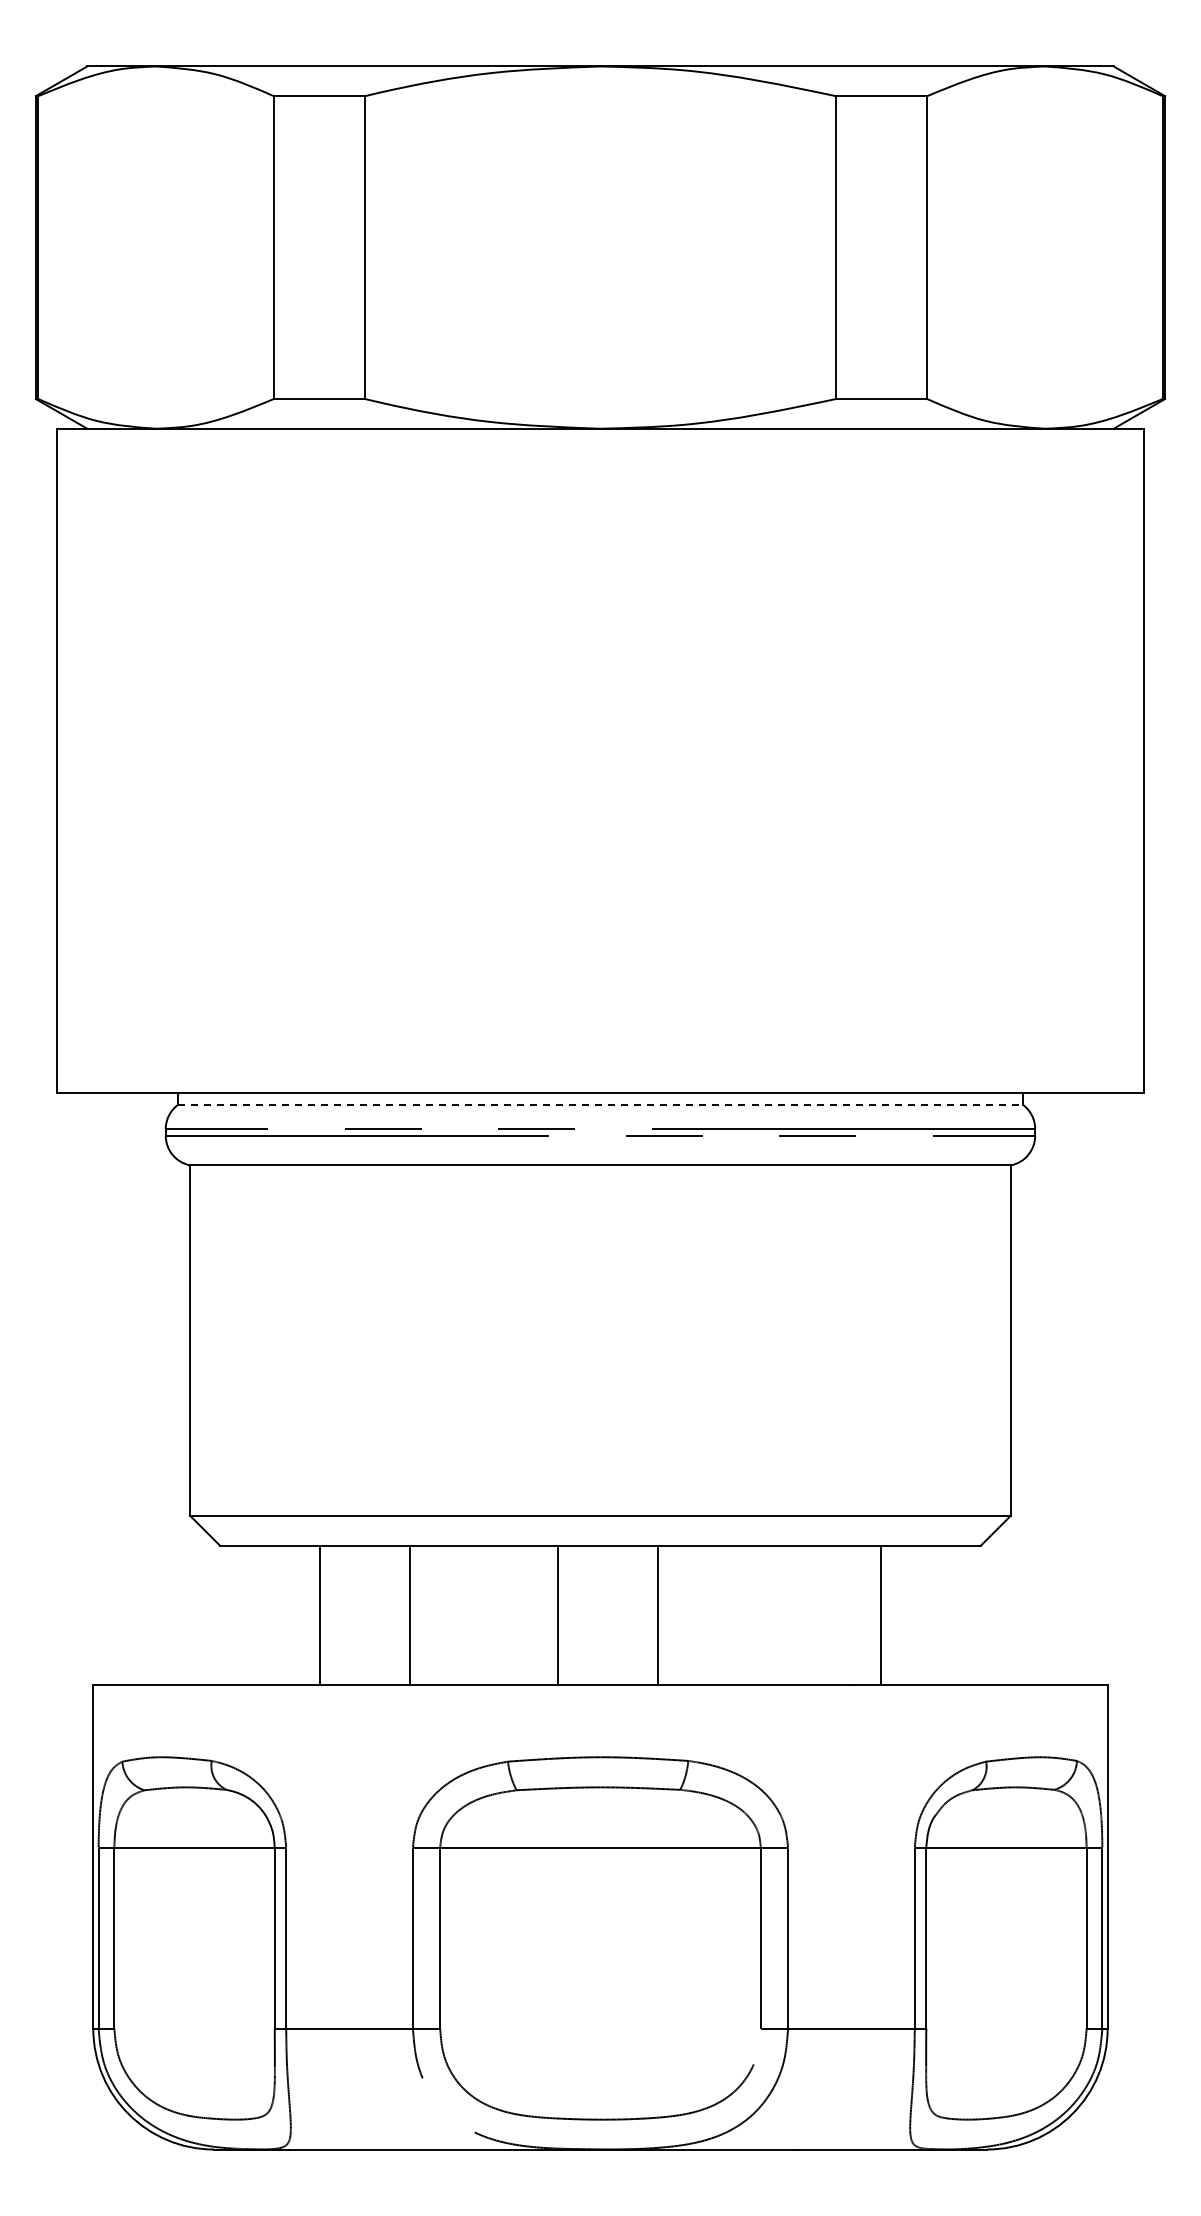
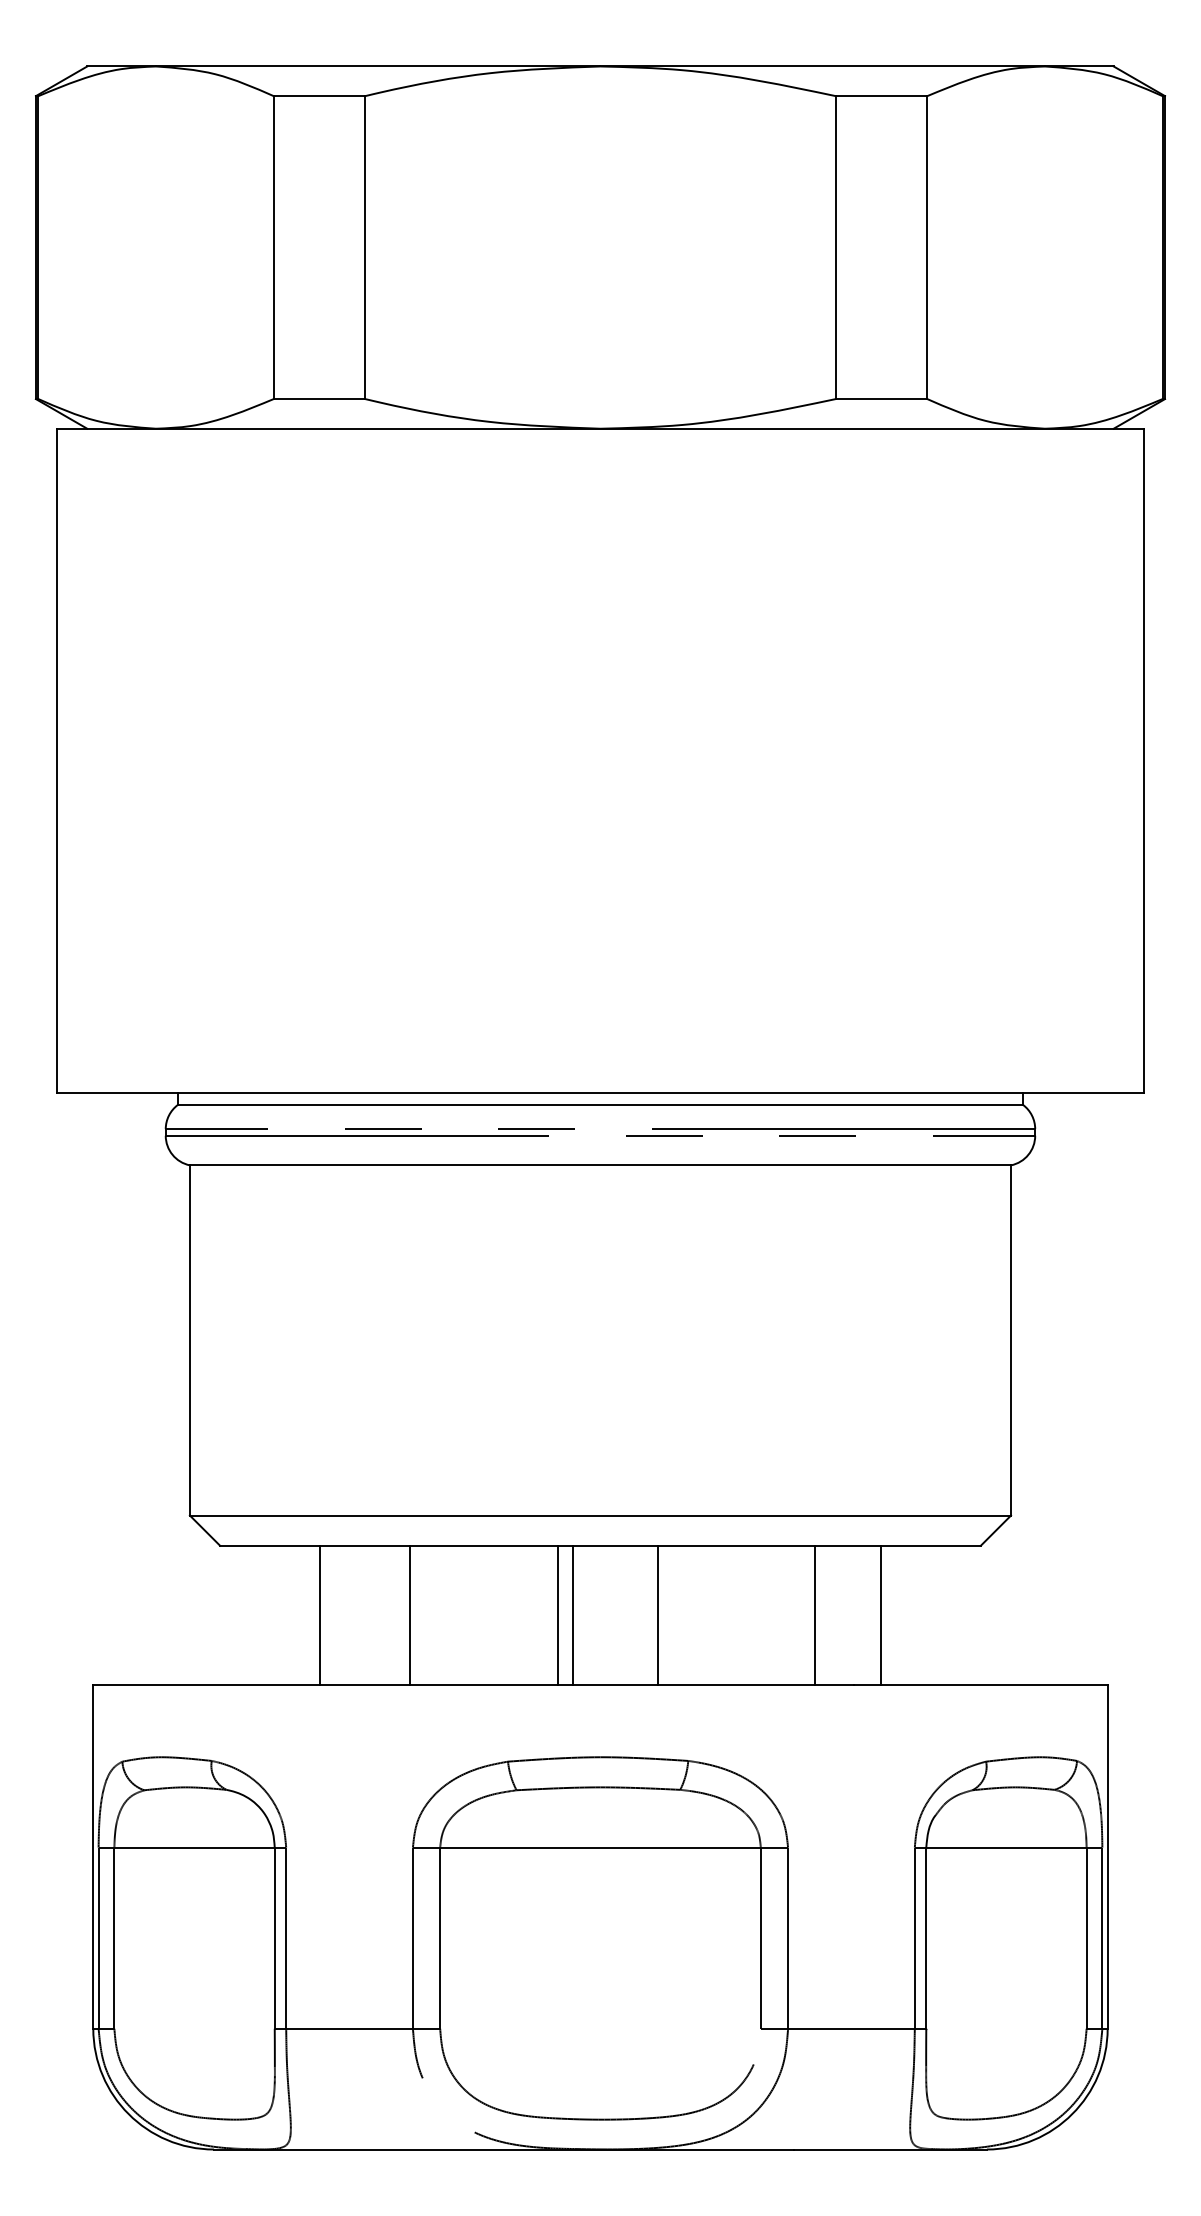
line: dashed -> solid (600, 1104)
line: none -> present (572, 1614)
line: none -> present (814, 1614)
